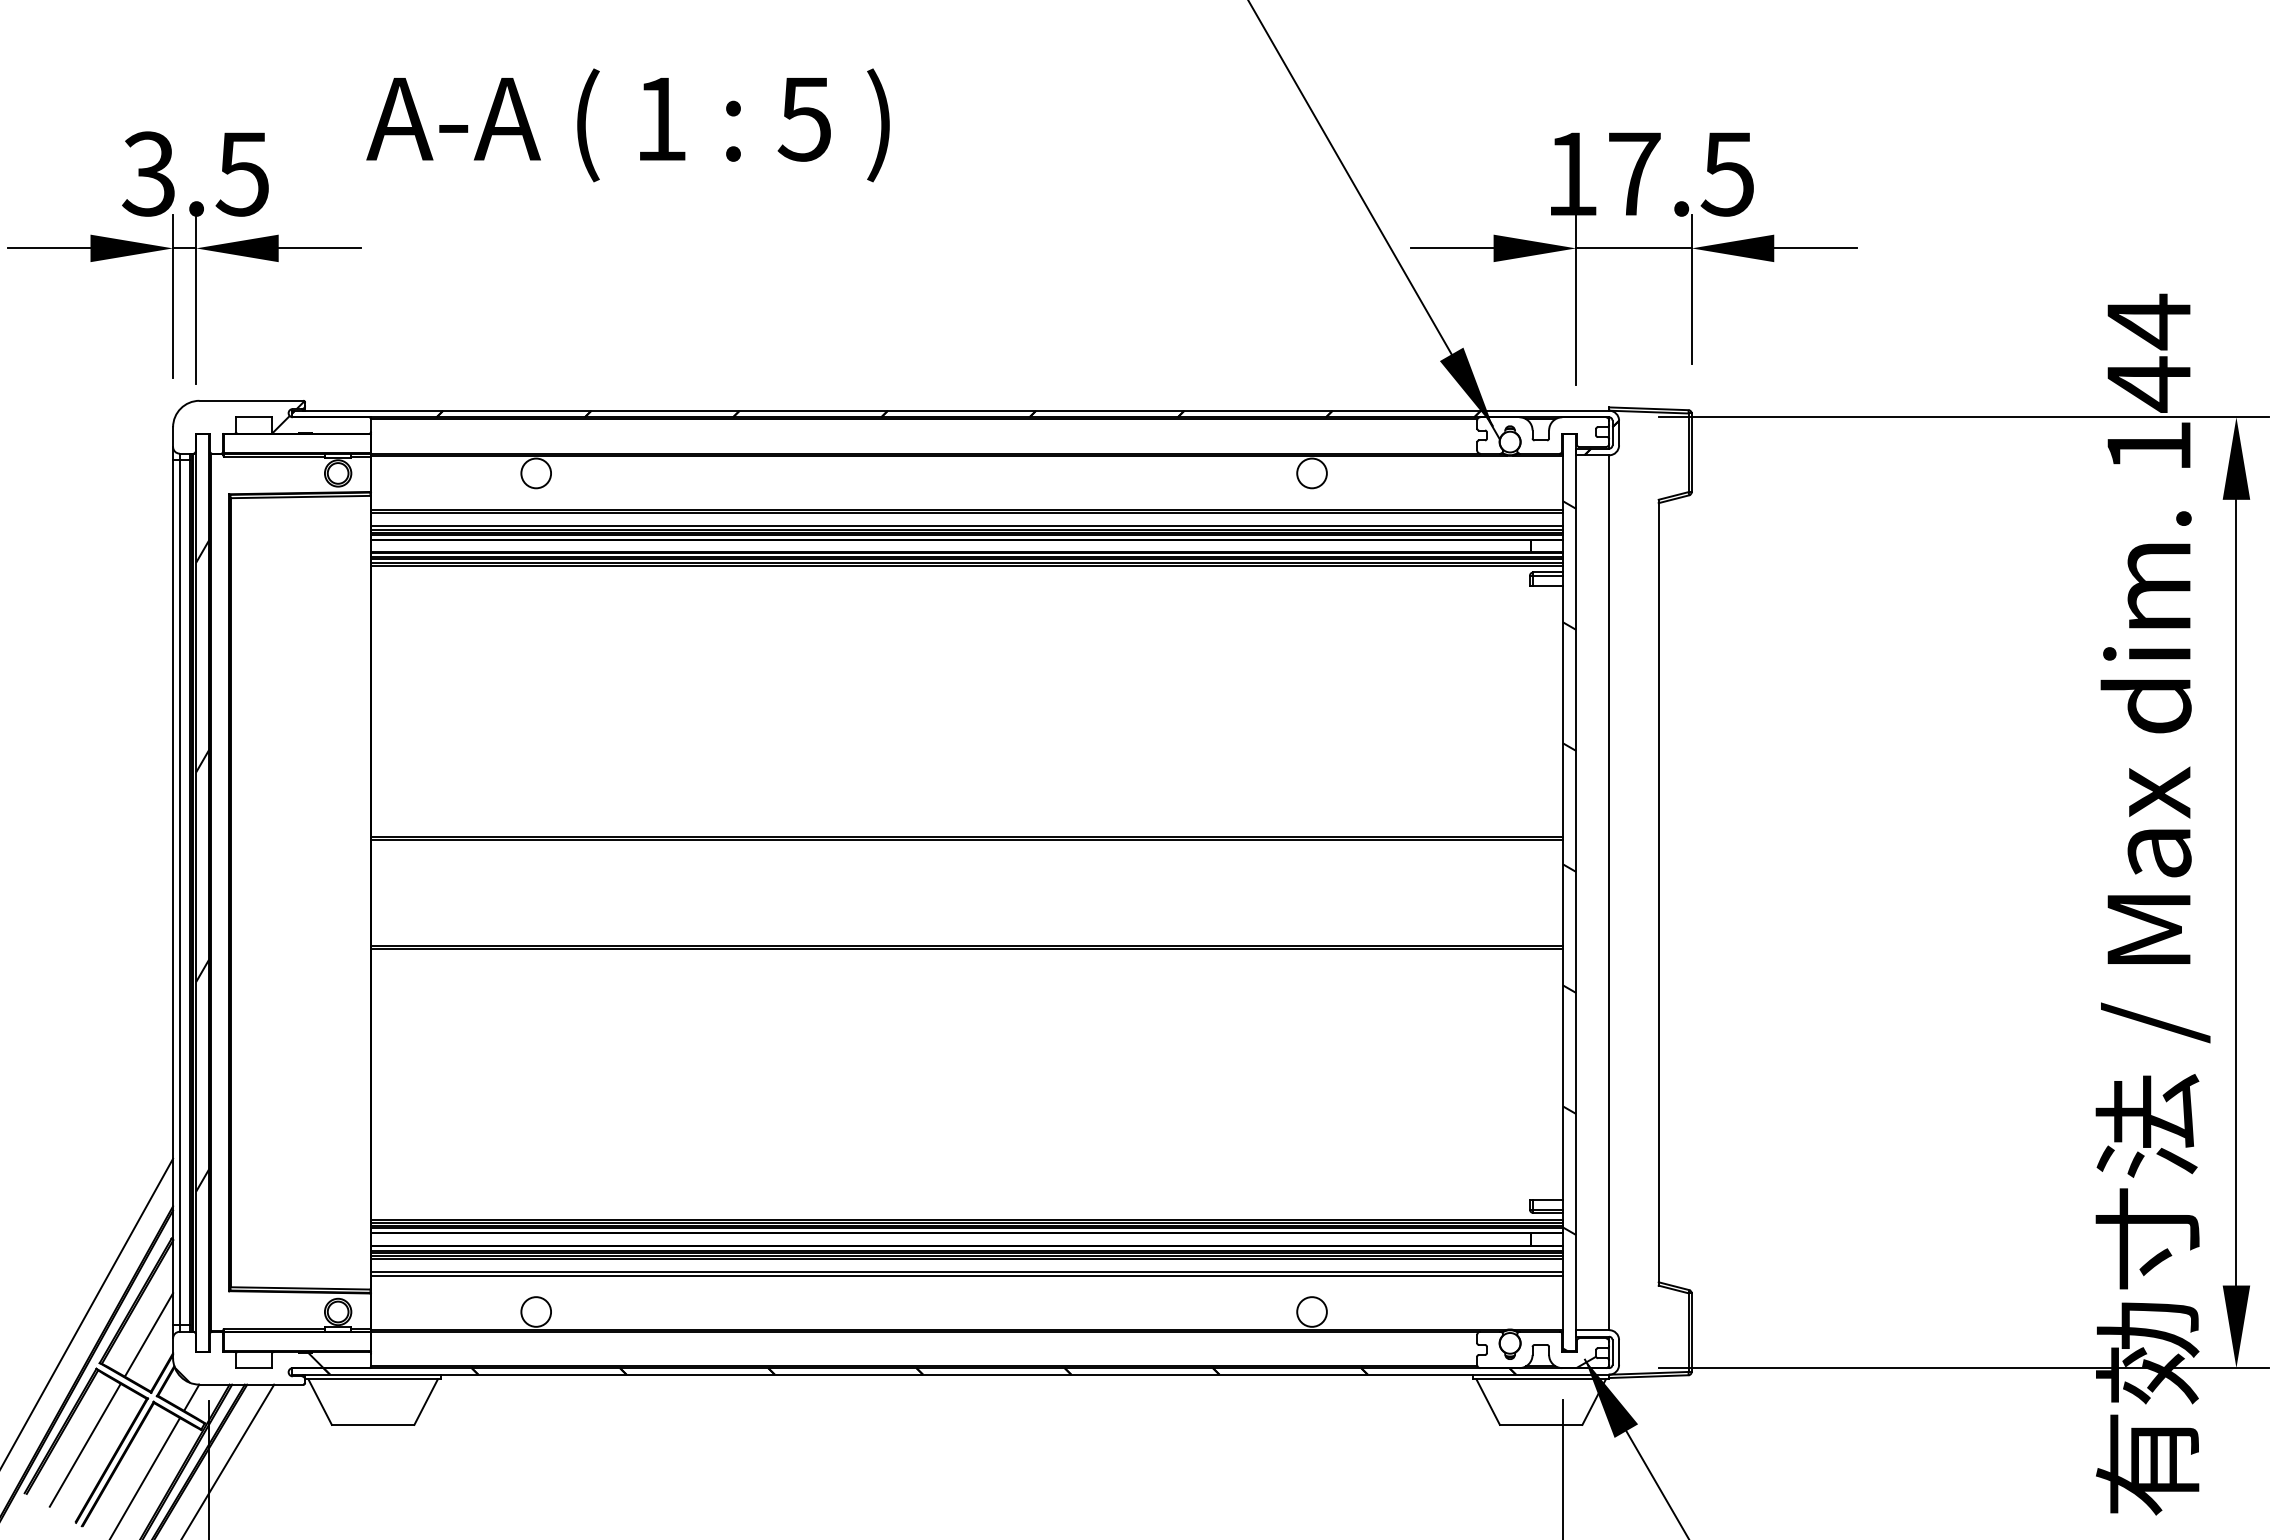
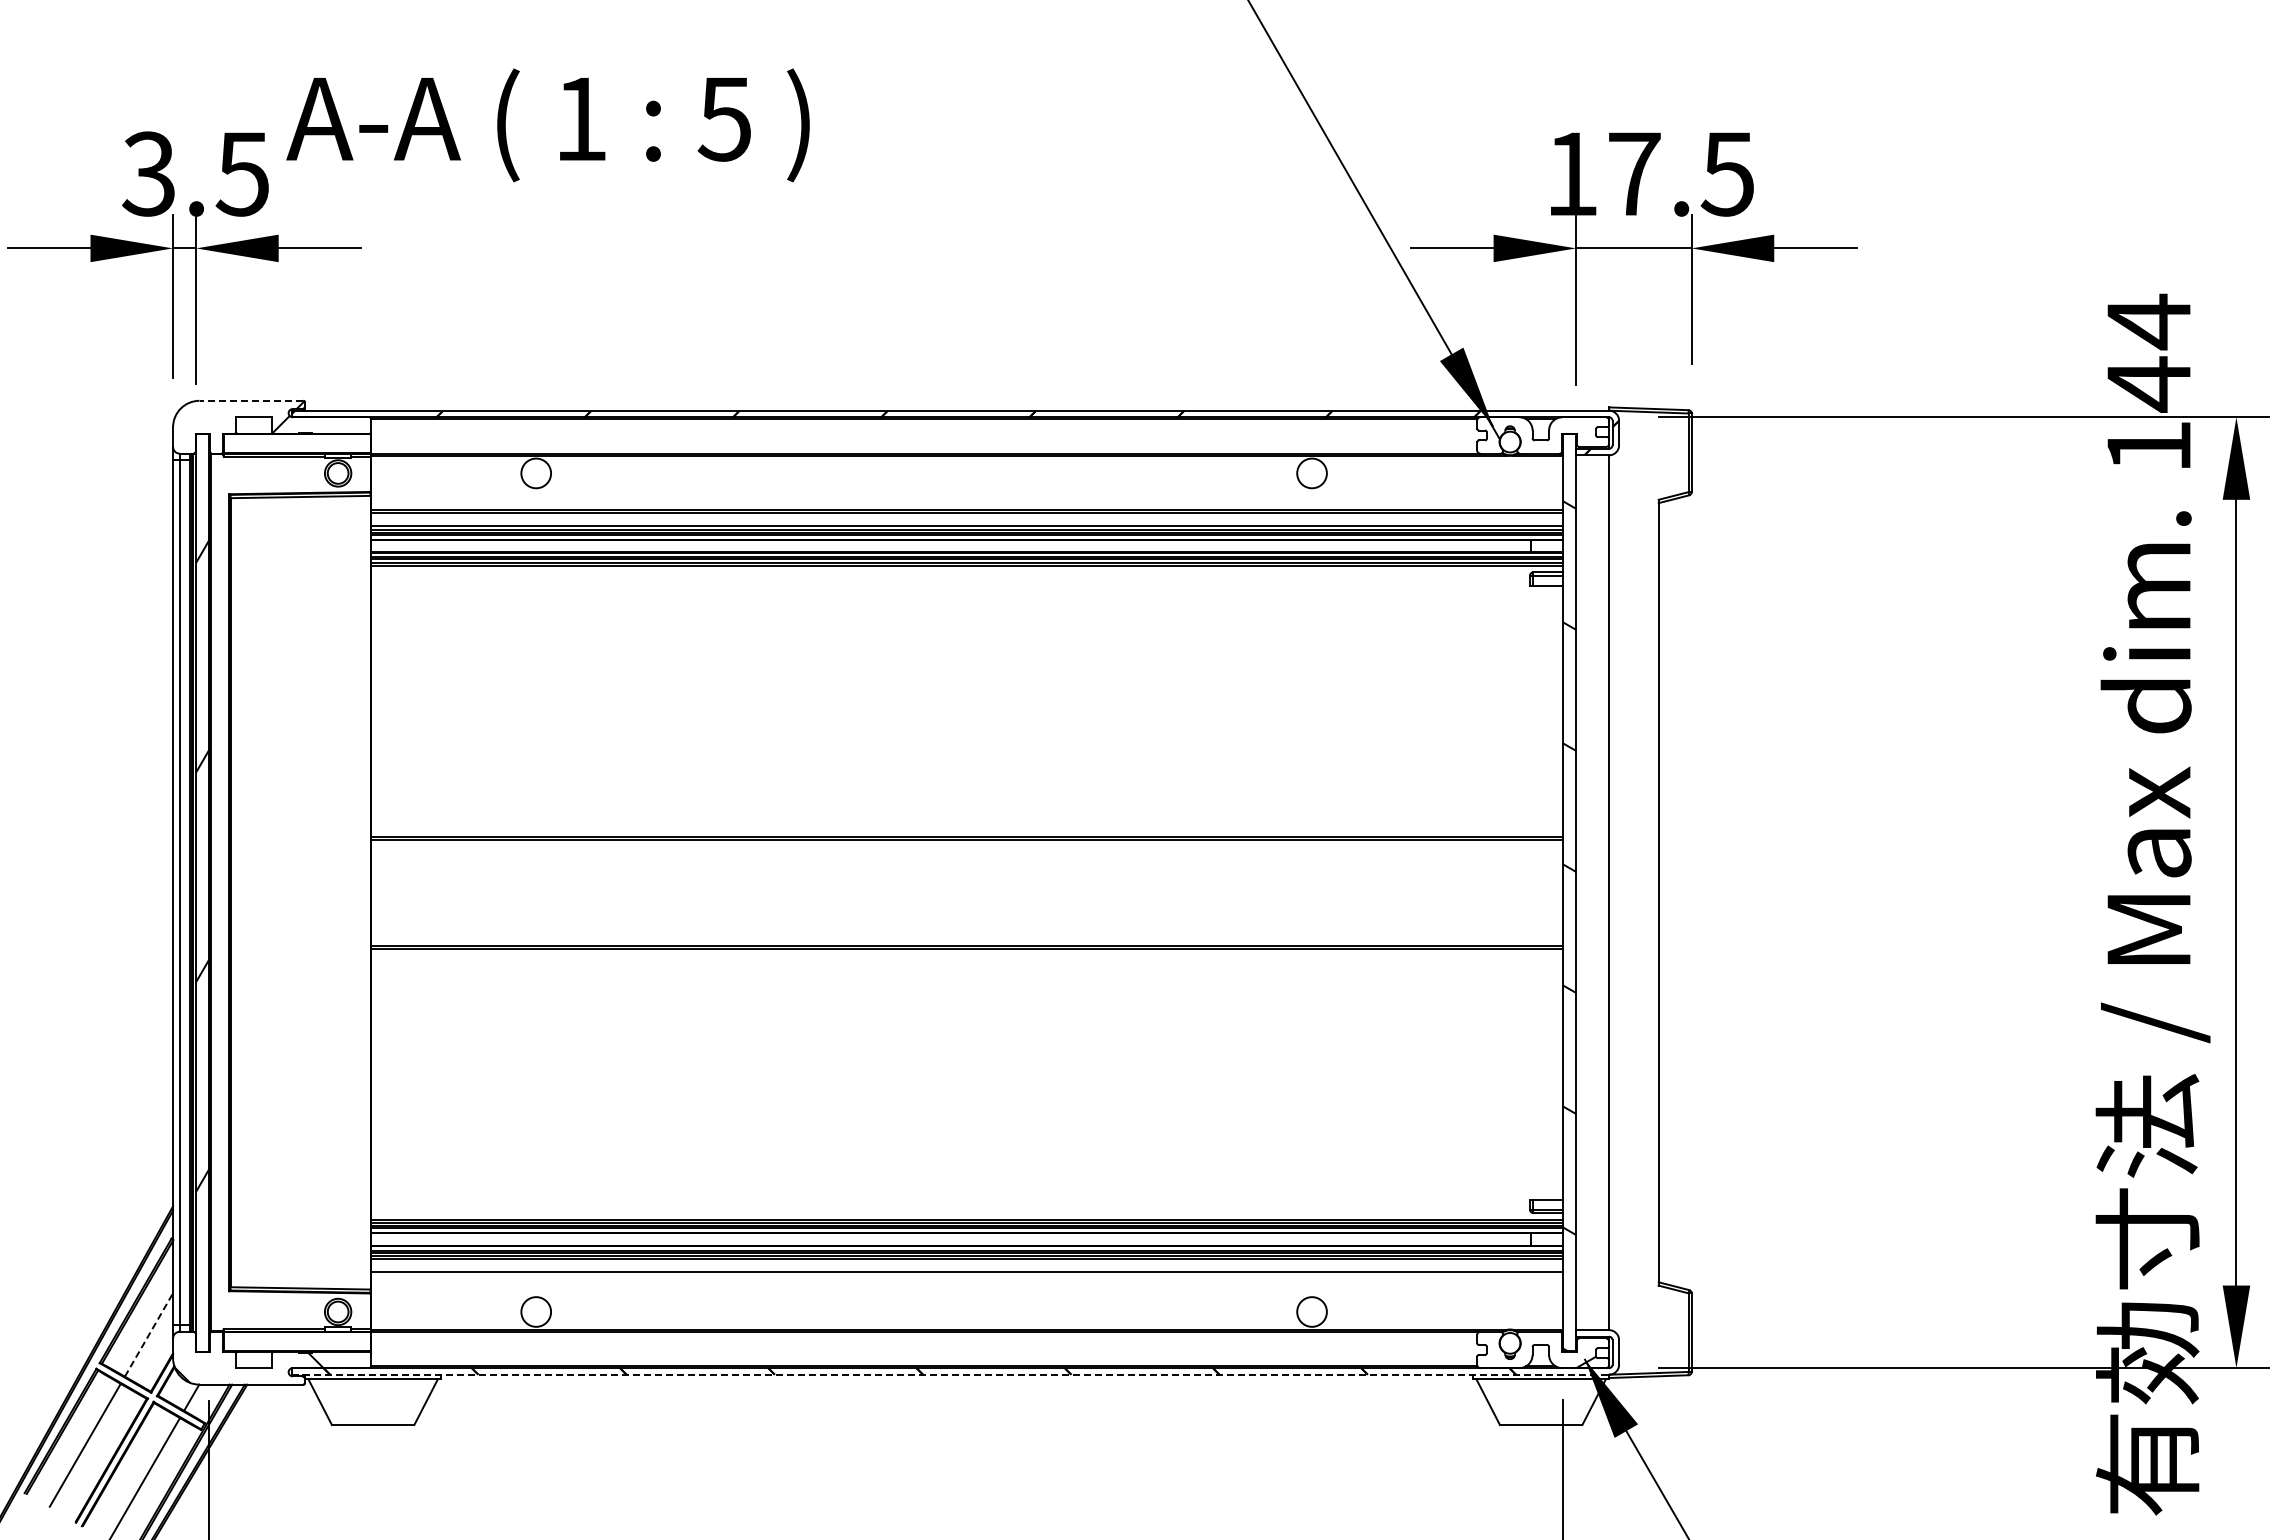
text position: (627, 125) -> (547, 125) (547, 125)
line: solid -> dashed (251, 400)
line: present -> none (966, 1275)
line: present -> none (87, 1311)
line: solid -> dashed (149, 1334)
line: solid -> dashed (950, 1374)
line: present -> none (228, 1460)
